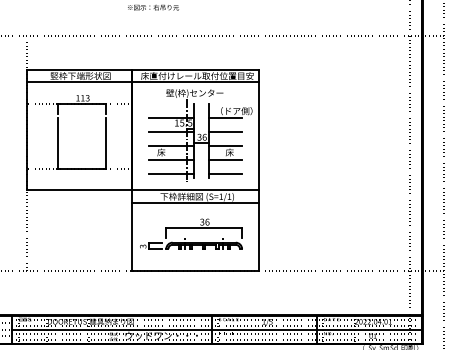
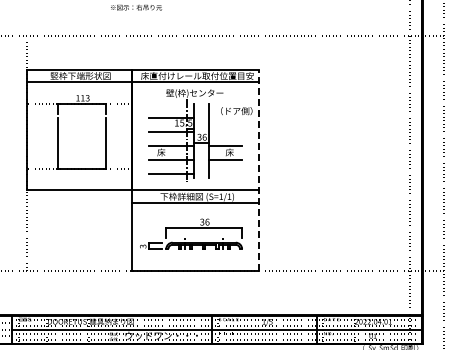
text position: (153, 7) -> (136, 7) (136, 7)
line: present -> none (225, 117)
line: present -> none (225, 131)
line: solid -> dashed (258, 170)
line: present -> none (225, 173)
